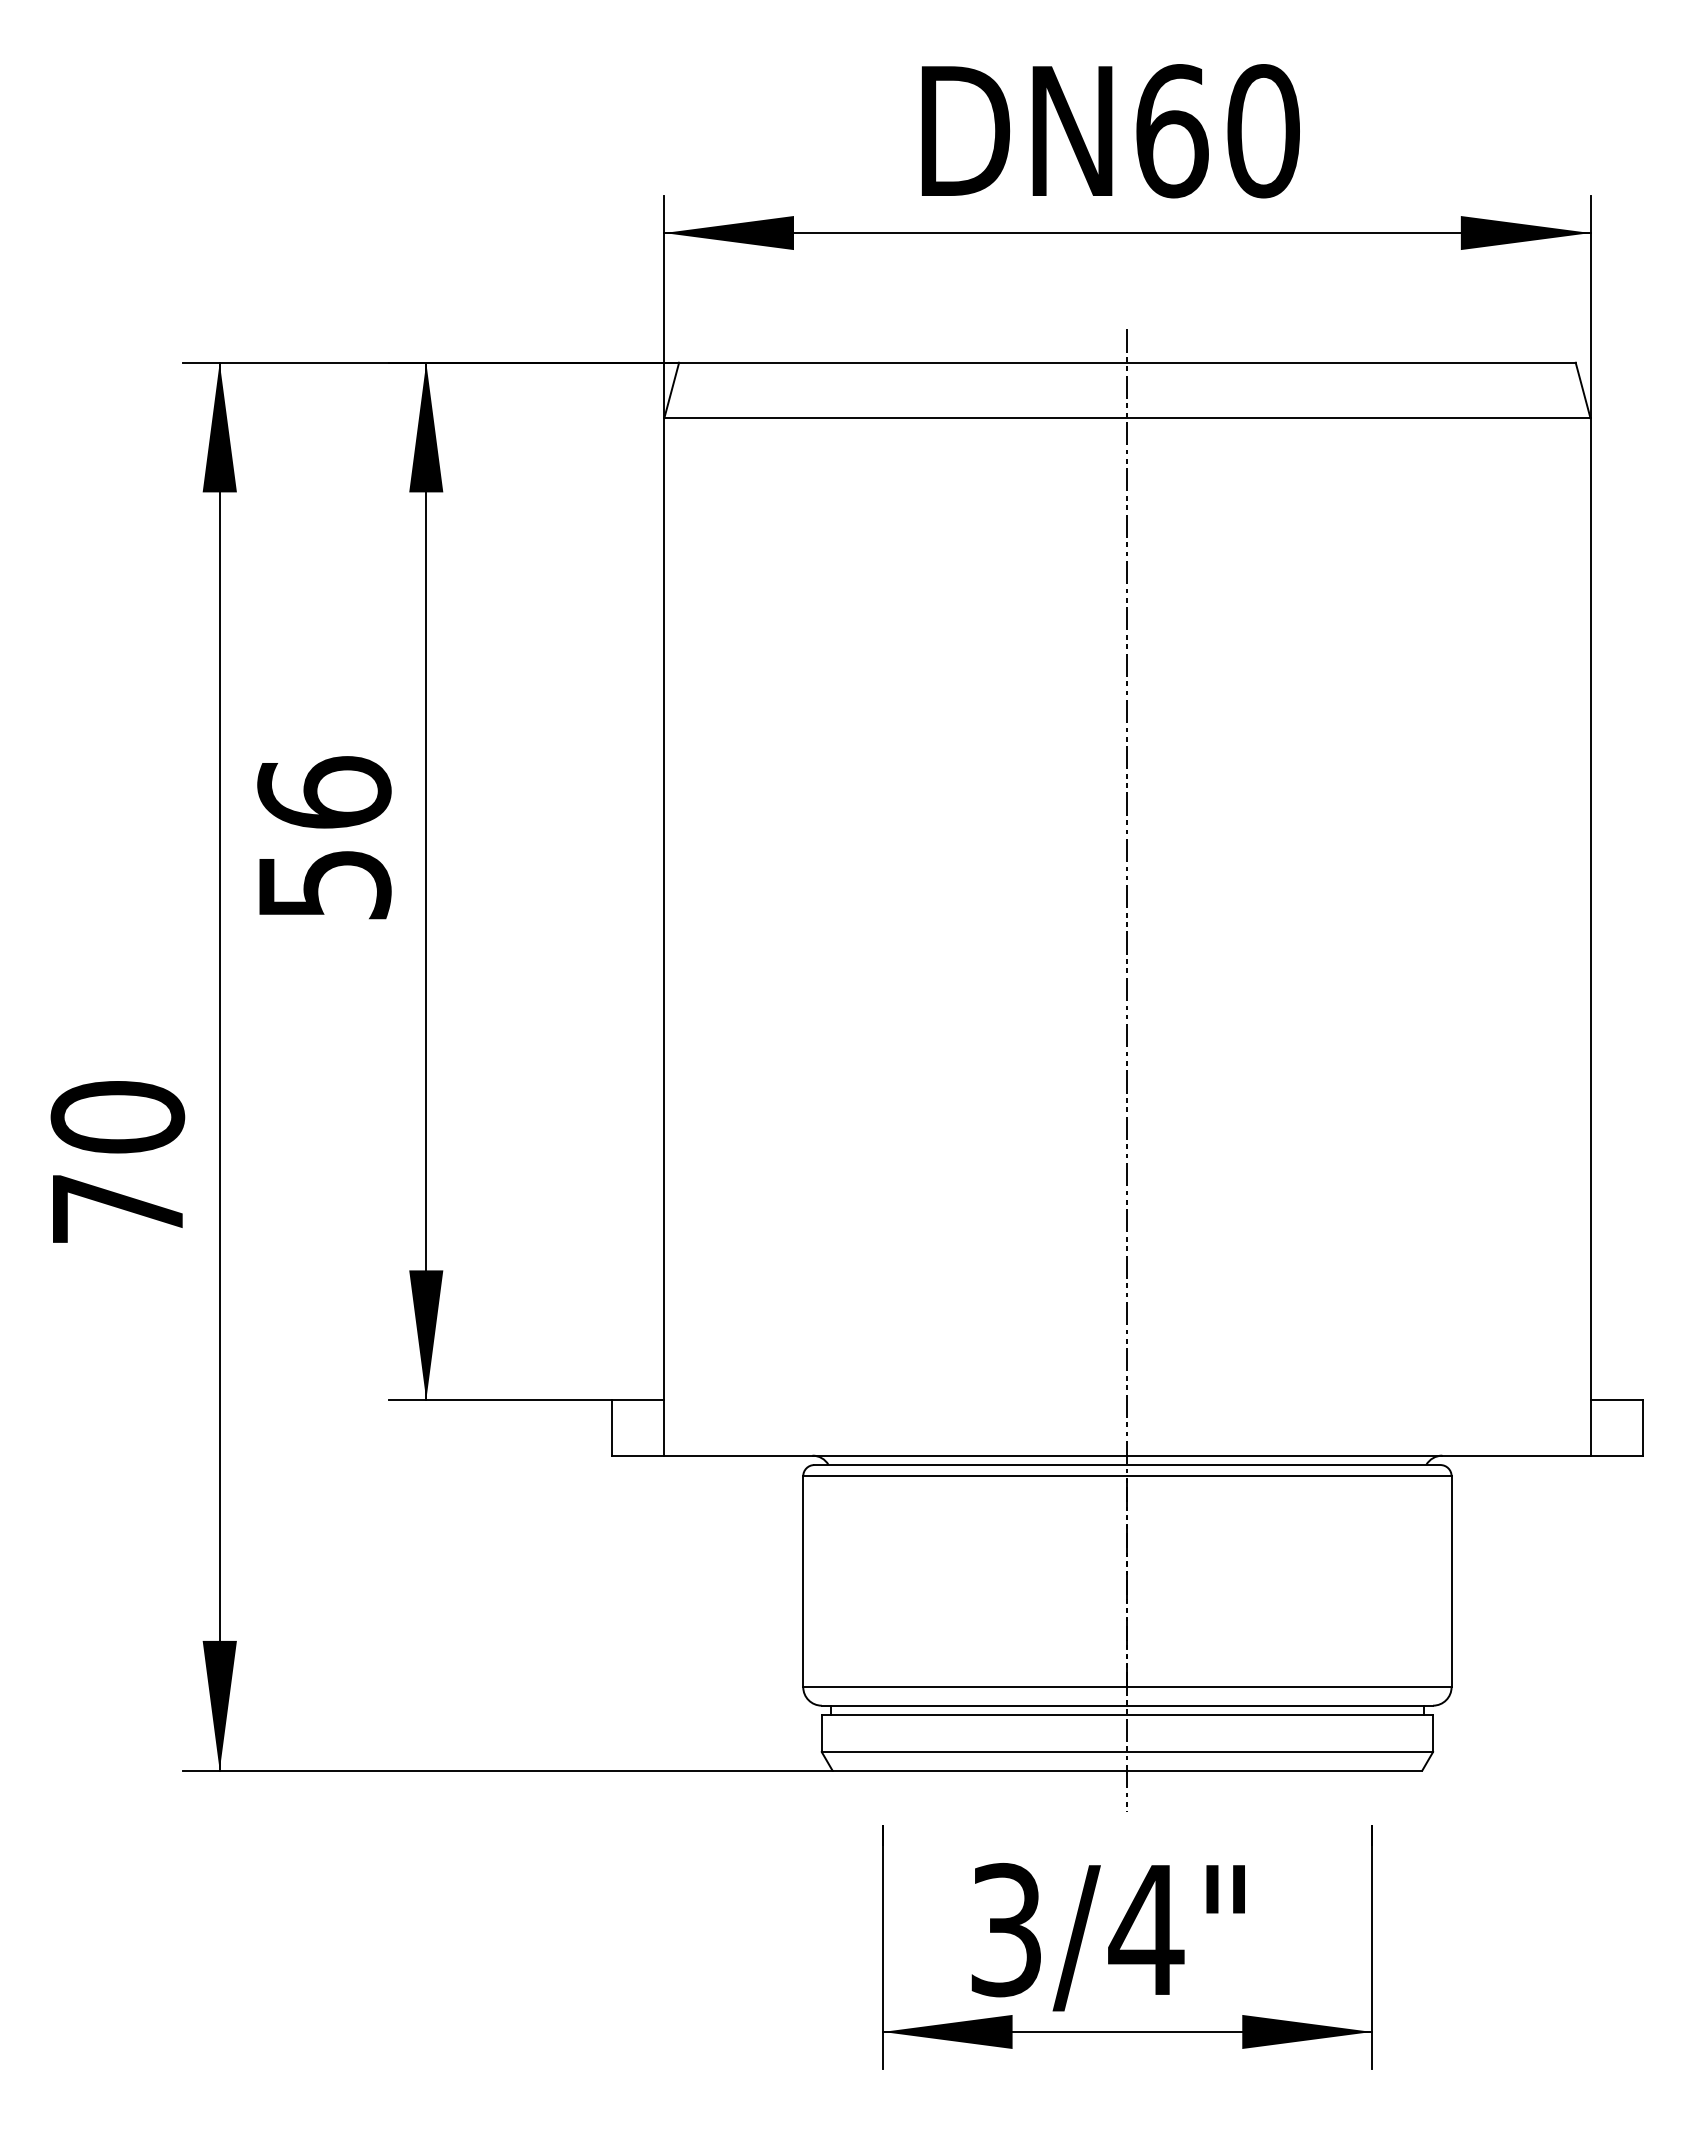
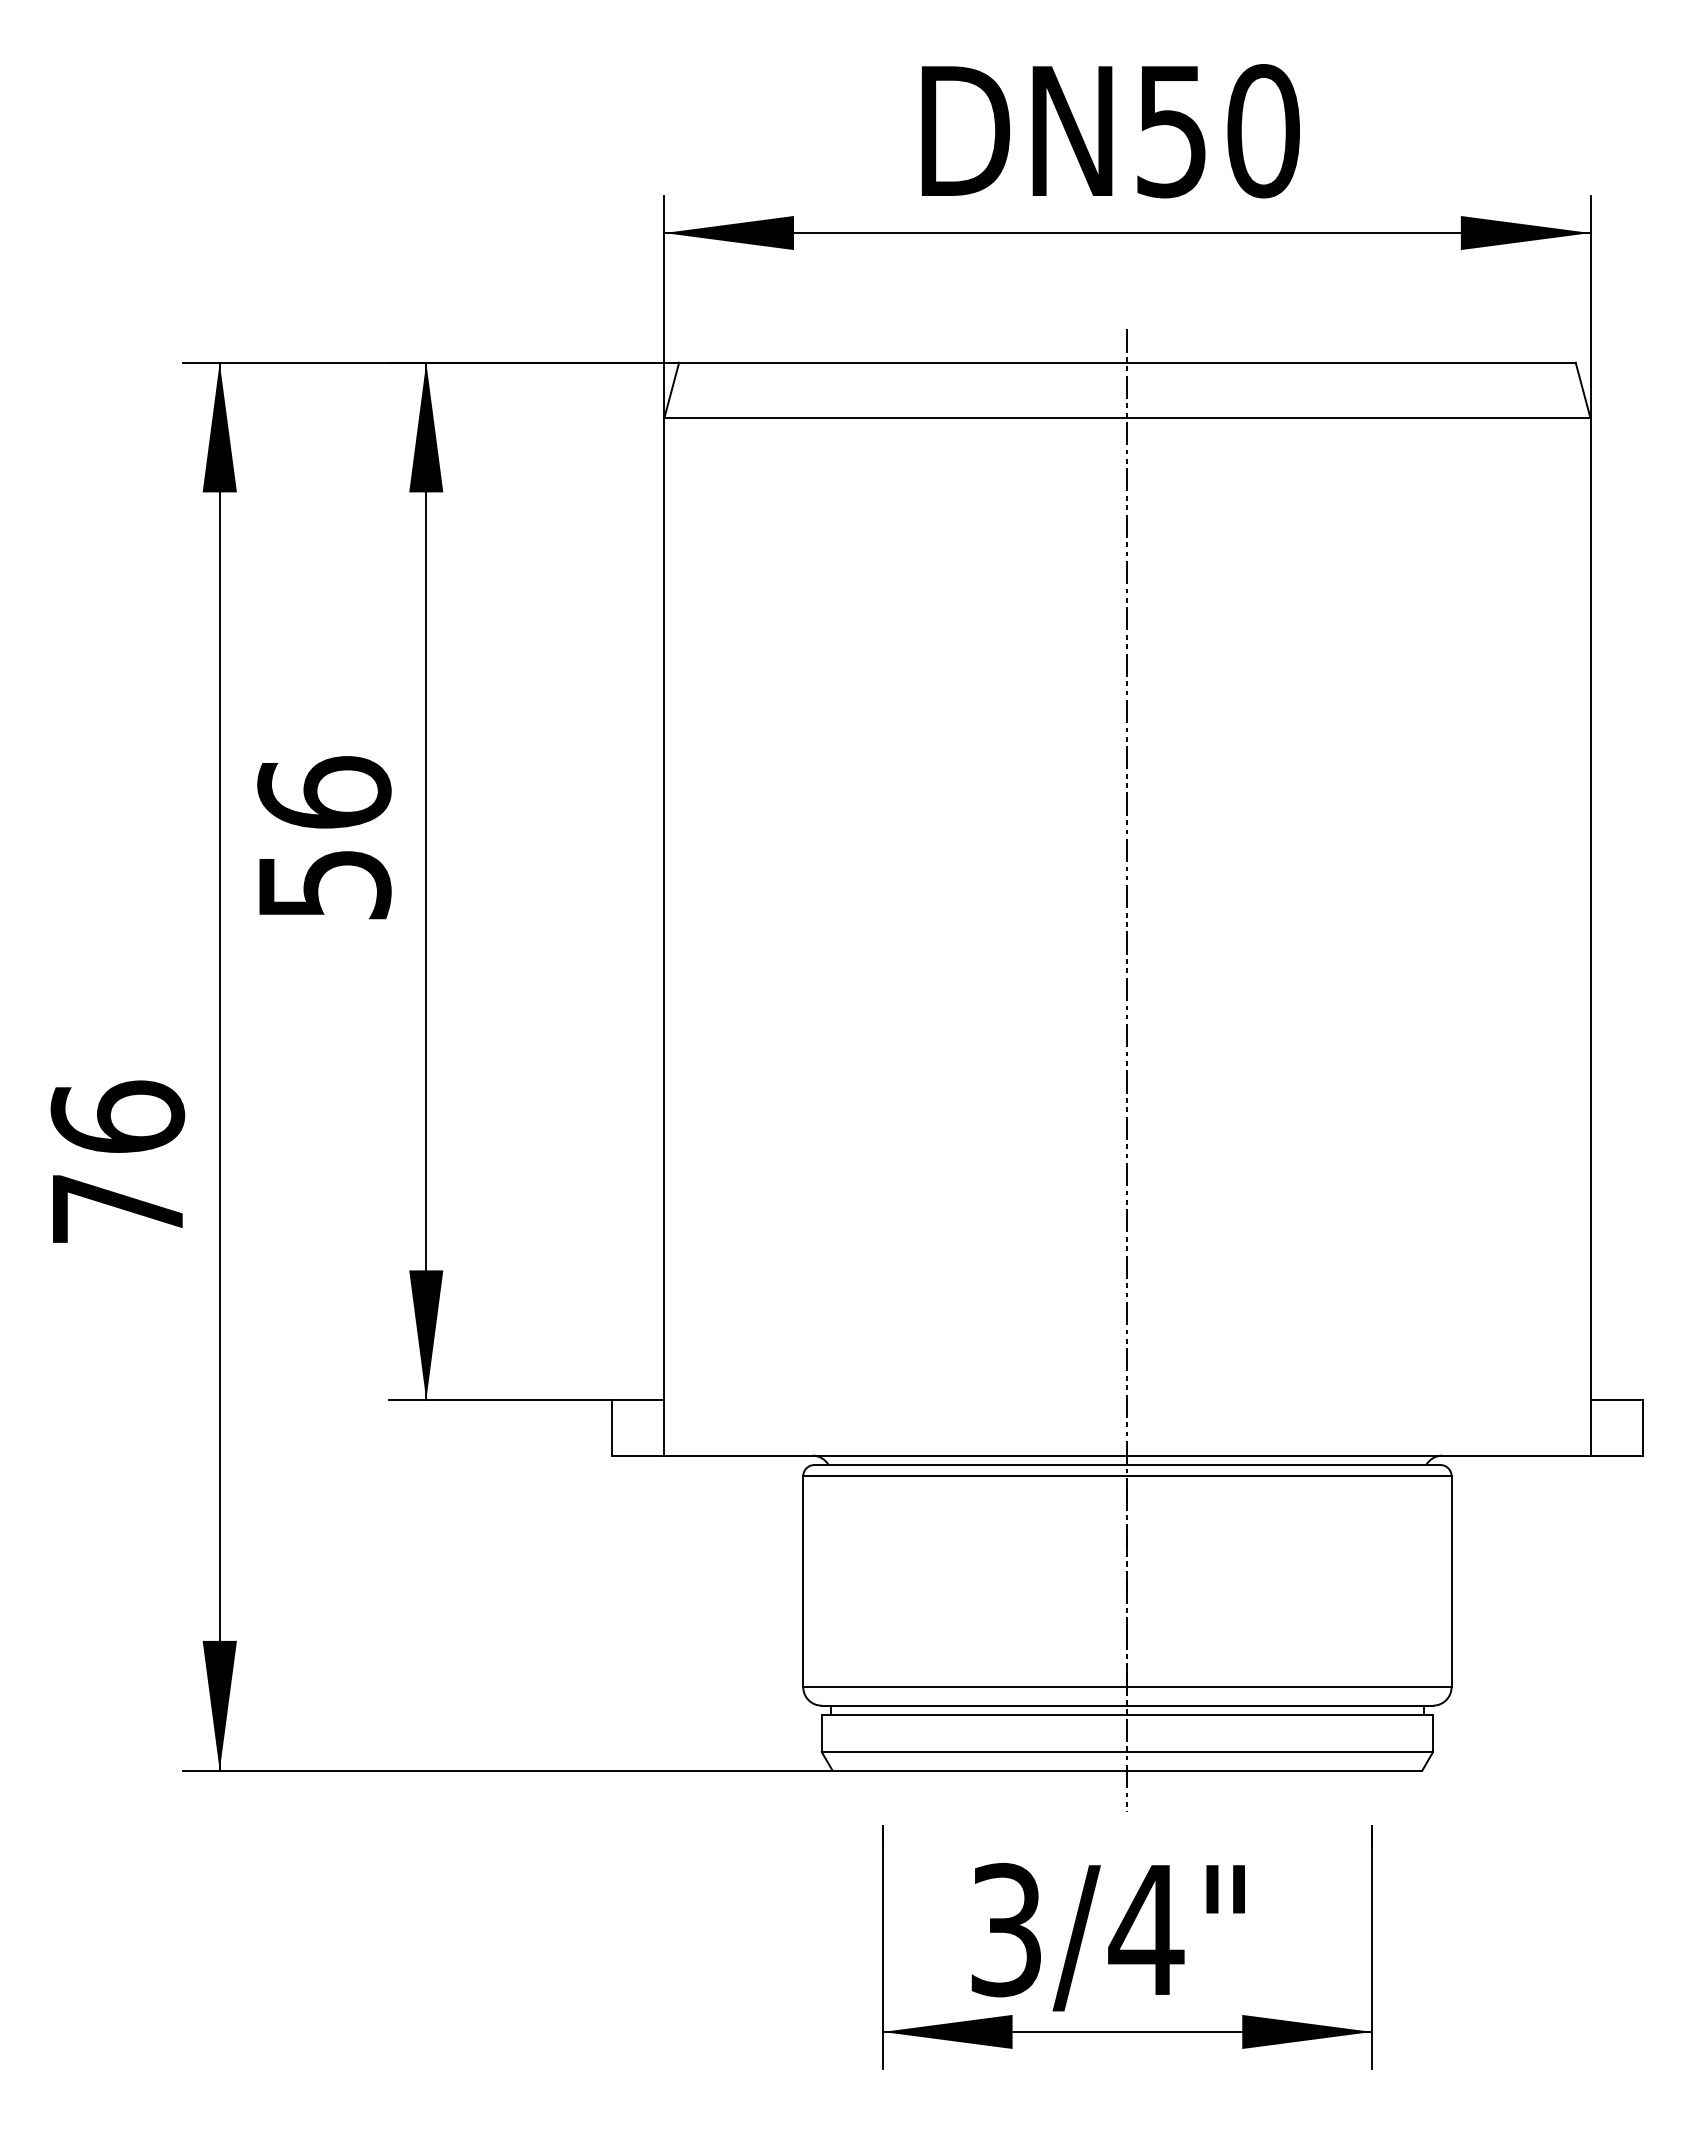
text: 60 -> 50 (1172, 131)
text: 70 -> 76 (117, 1116)
